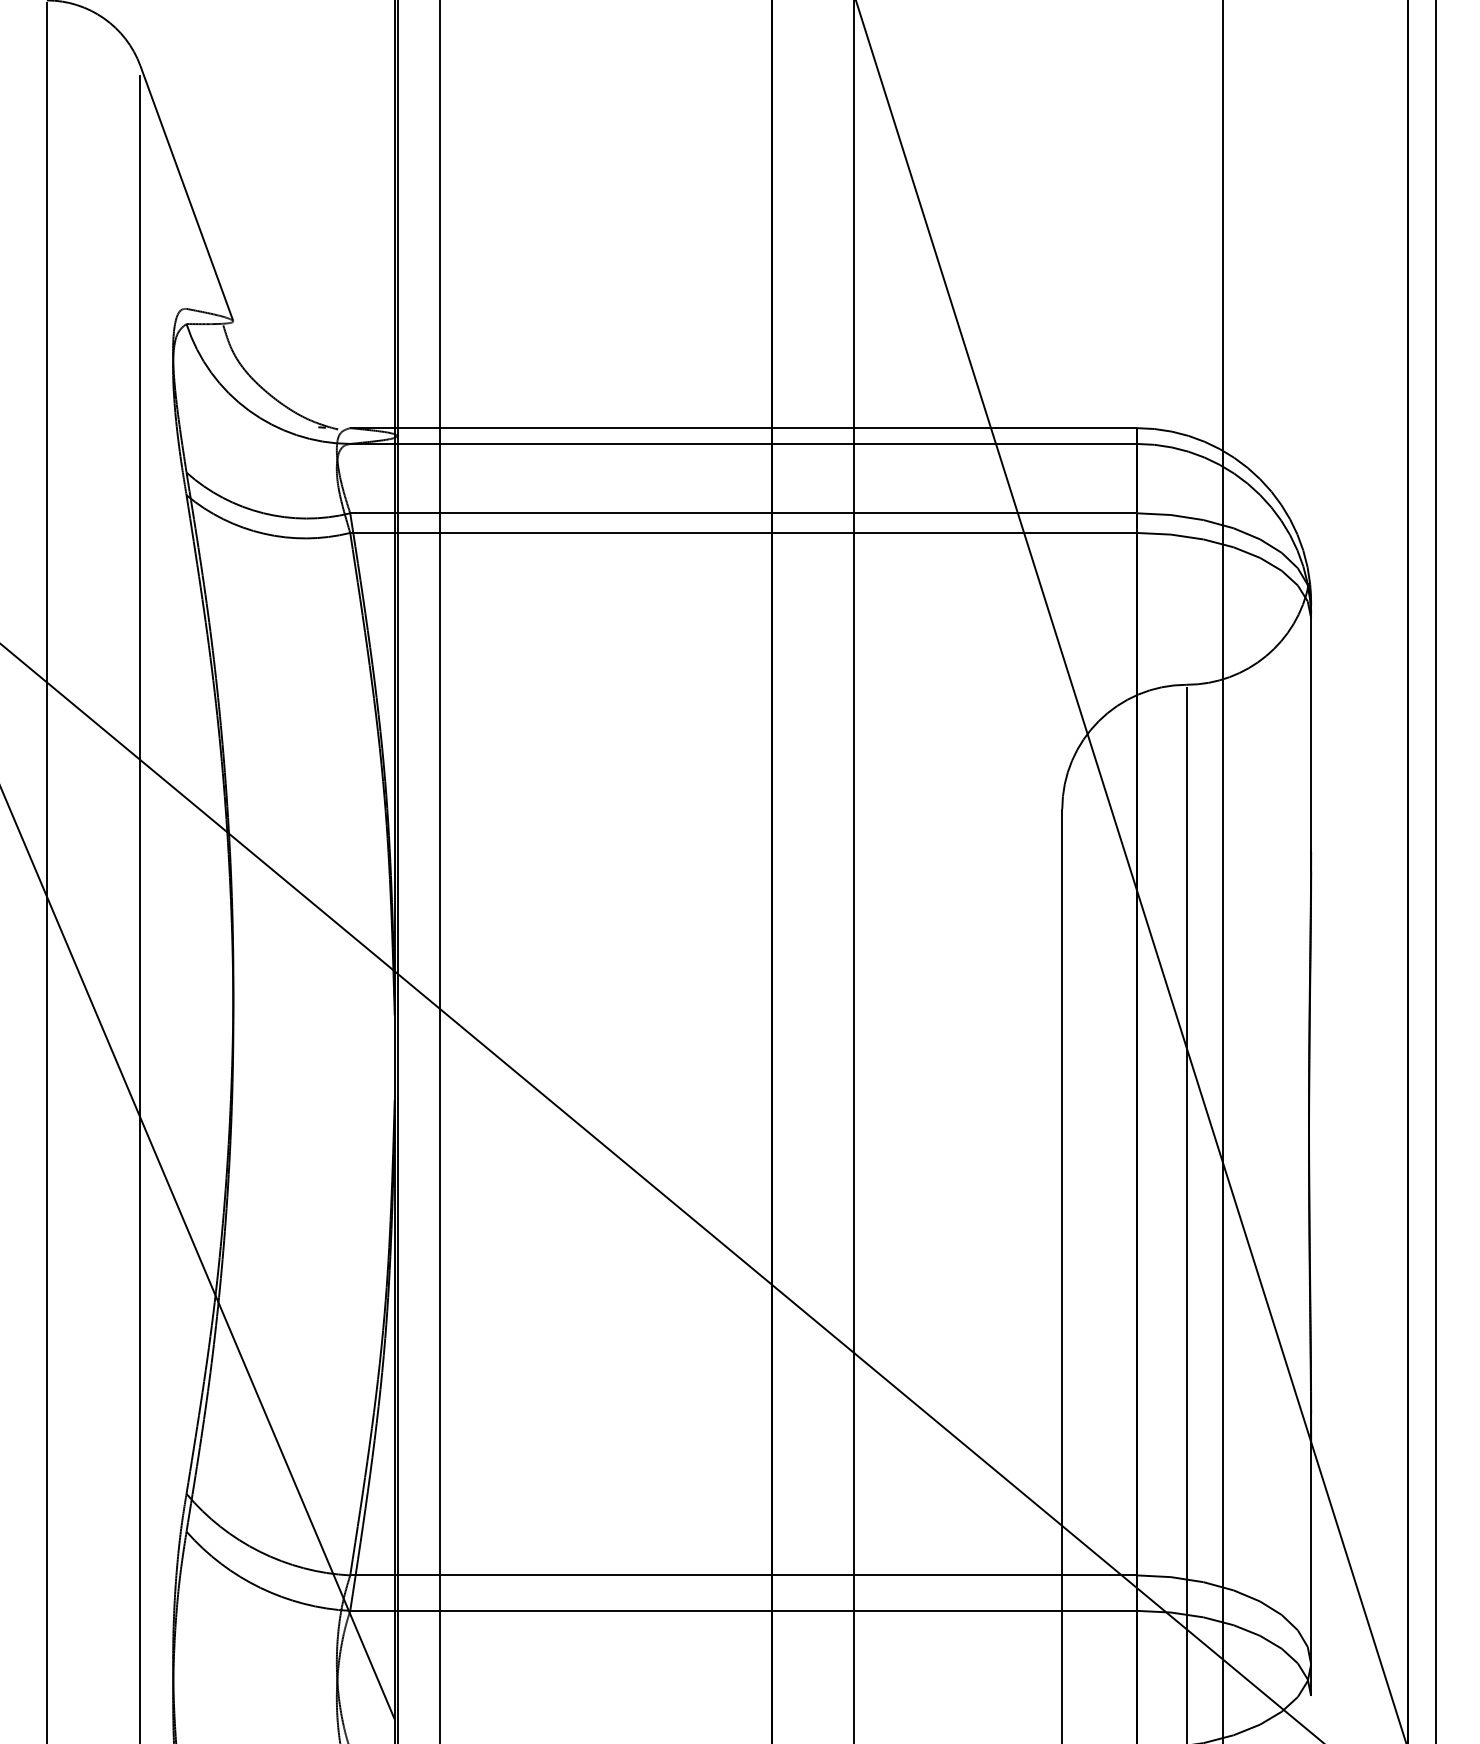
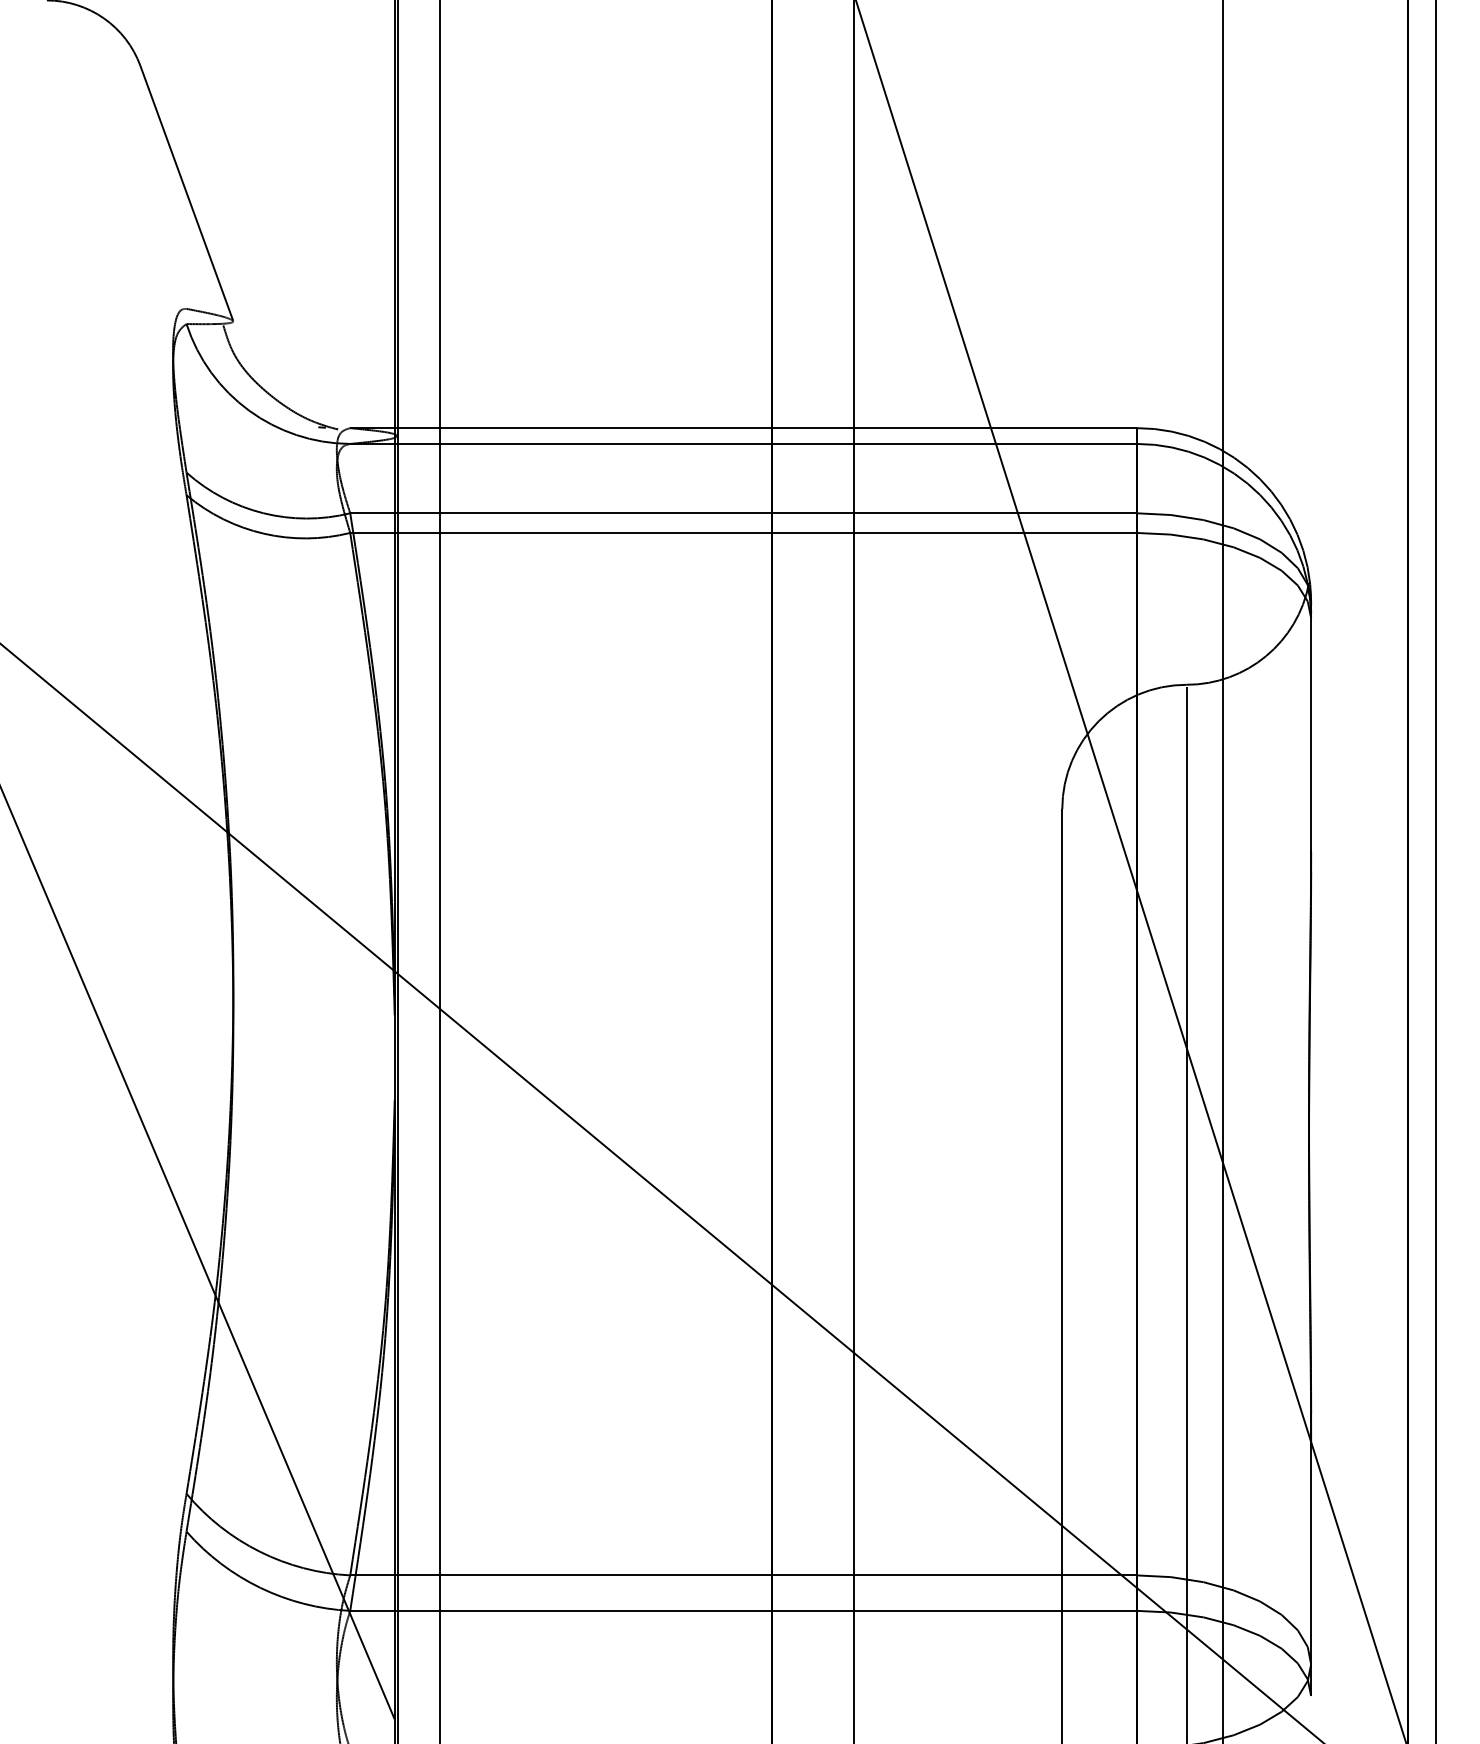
line: present -> none (46, 871)
line: present -> none (140, 907)
